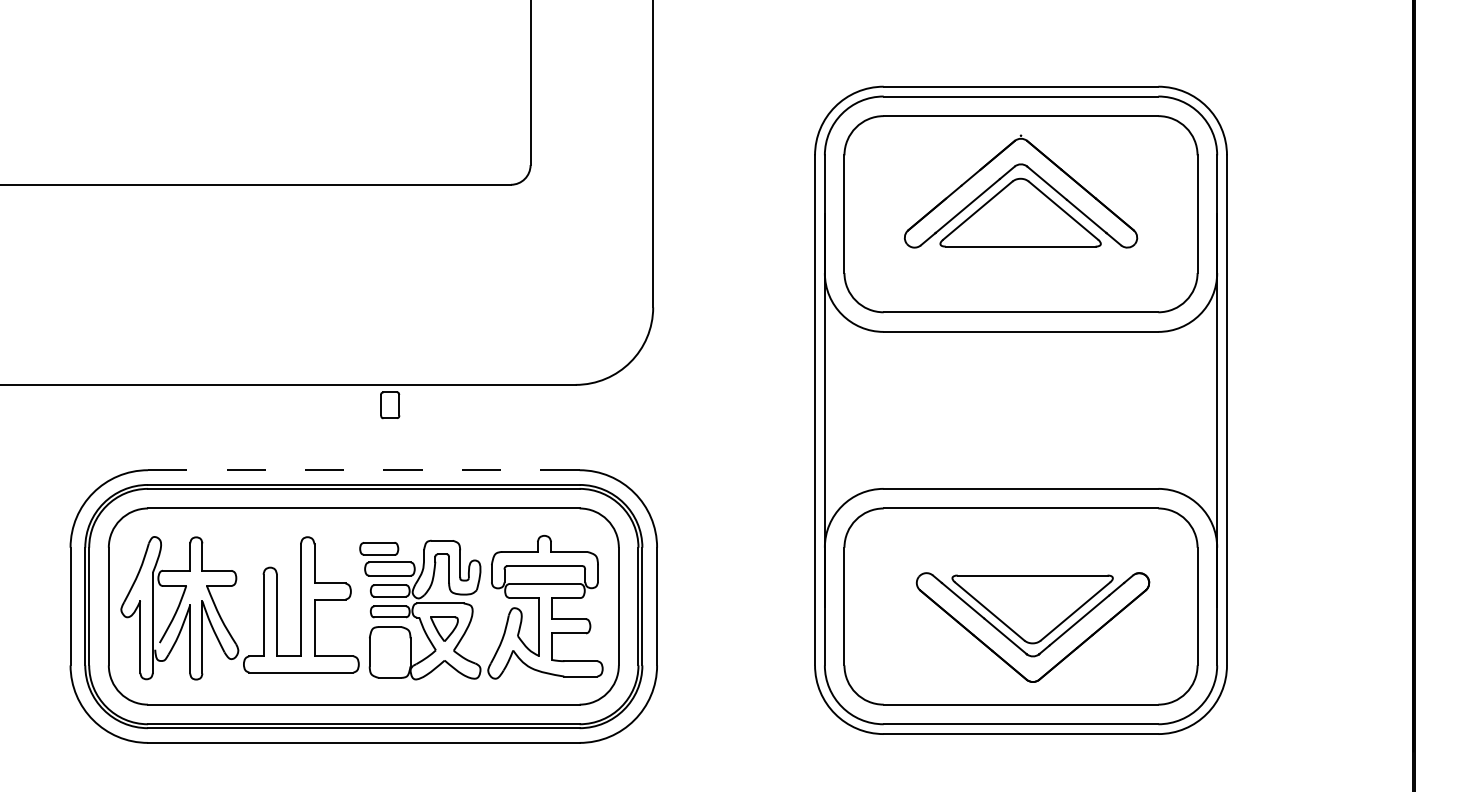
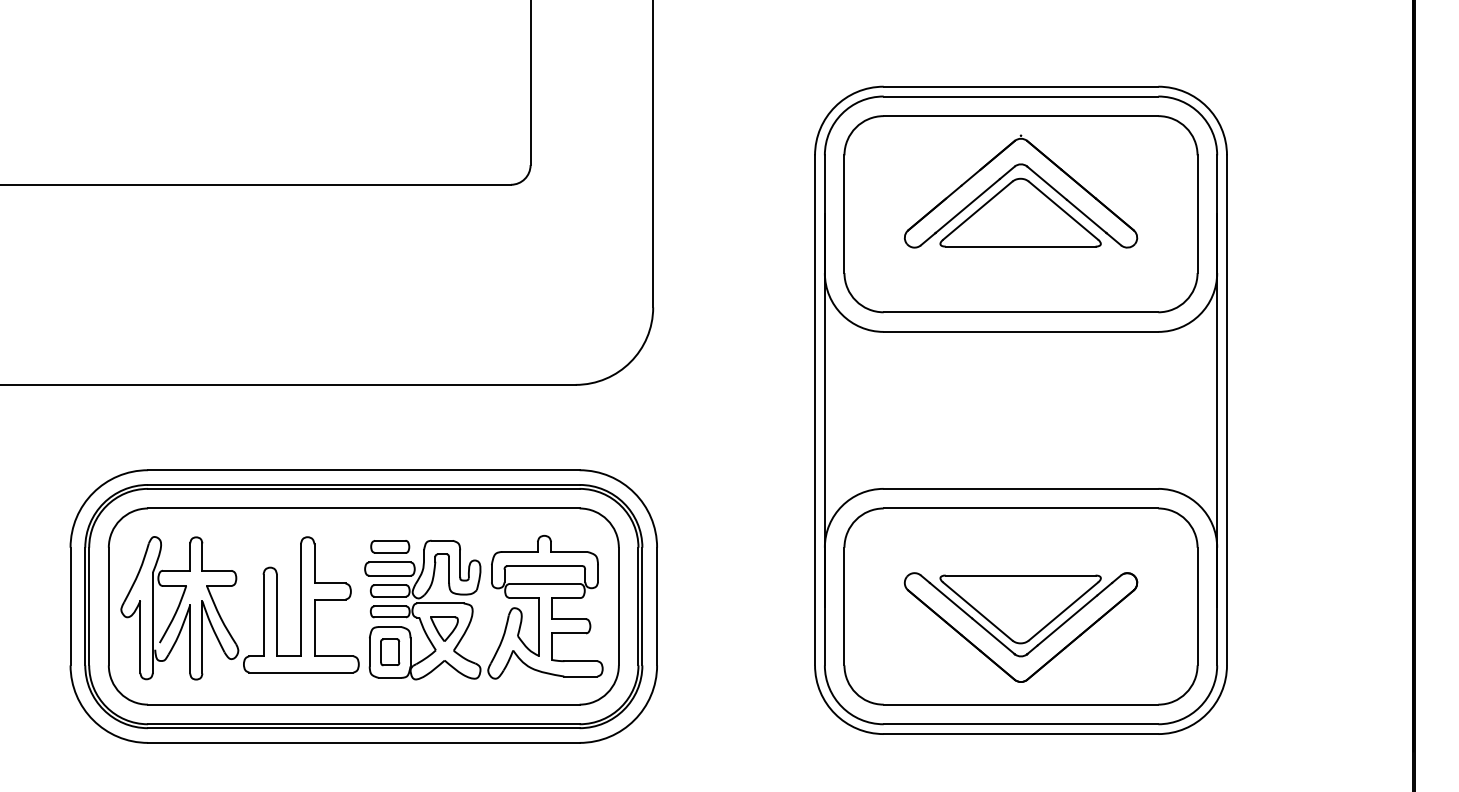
part position: (390, 405) -> (390, 652) (390, 652)
line: dashed -> solid (363, 470)
part position: (379, 548) -> (390, 546) (390, 546)
part position: (1032, 627) -> (1020, 627) (1020, 627)
